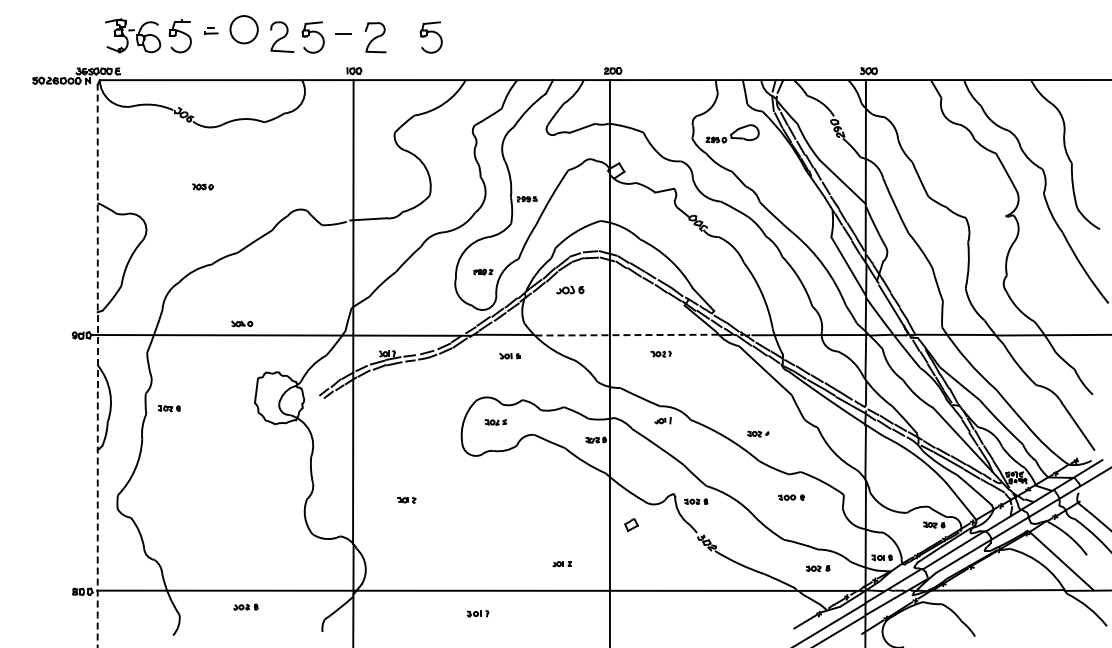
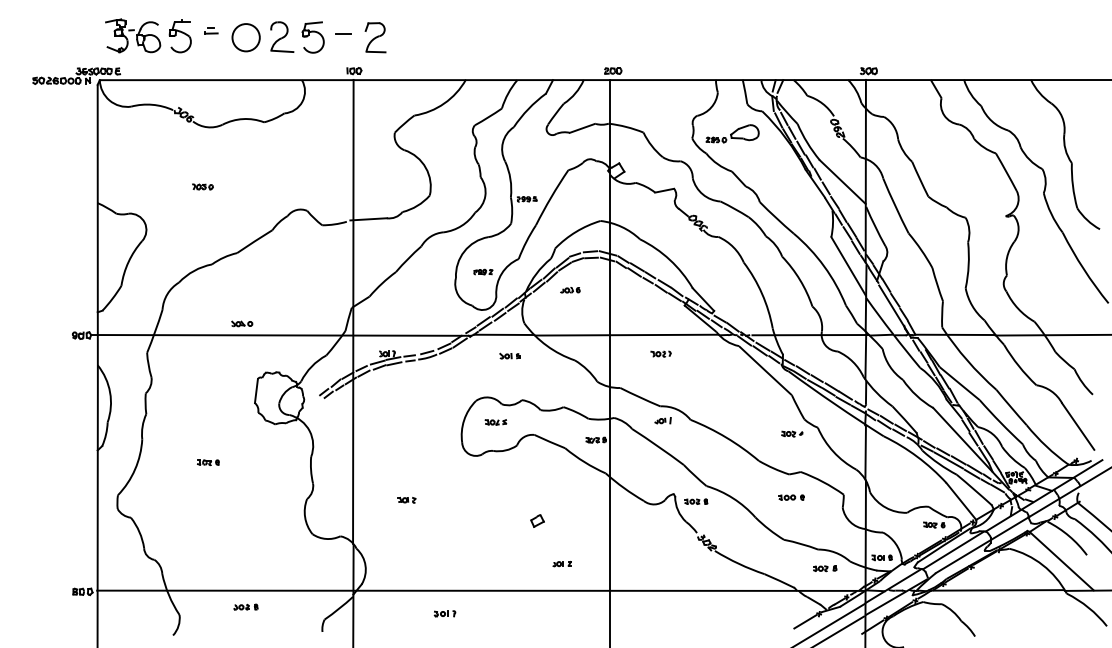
circle position: (243, 29) -> (245, 37) (245, 37)
part: present -> none (430, 37)
part size: 29x10 px -> 21x7 px (570, 290)
line: dashed -> solid (627, 335)
arc: dashed -> solid (97, 366)
part position: (169, 408) -> (208, 462) (208, 462)
part position: (758, 433) -> (792, 433) (792, 433)
part position: (631, 524) -> (537, 520) (537, 520)
part position: (818, 568) -> (825, 568) (825, 568)
part position: (477, 613) -> (444, 613) (444, 613)
